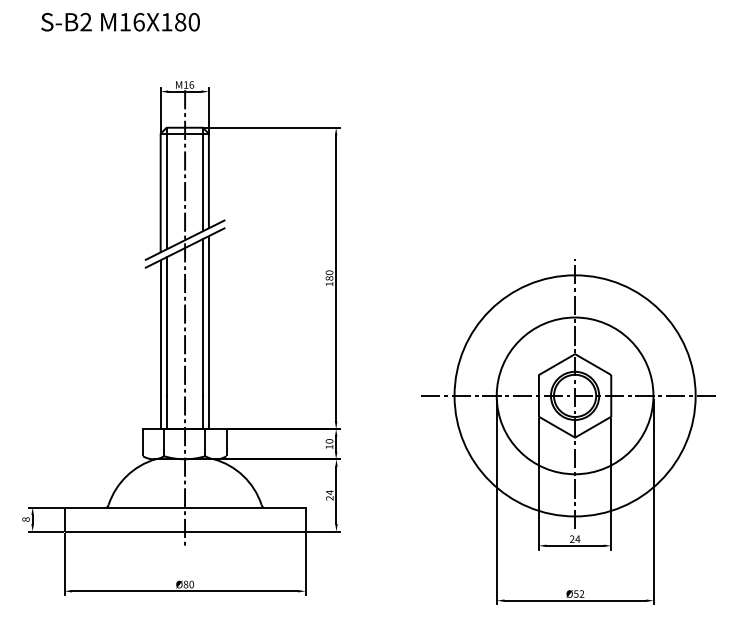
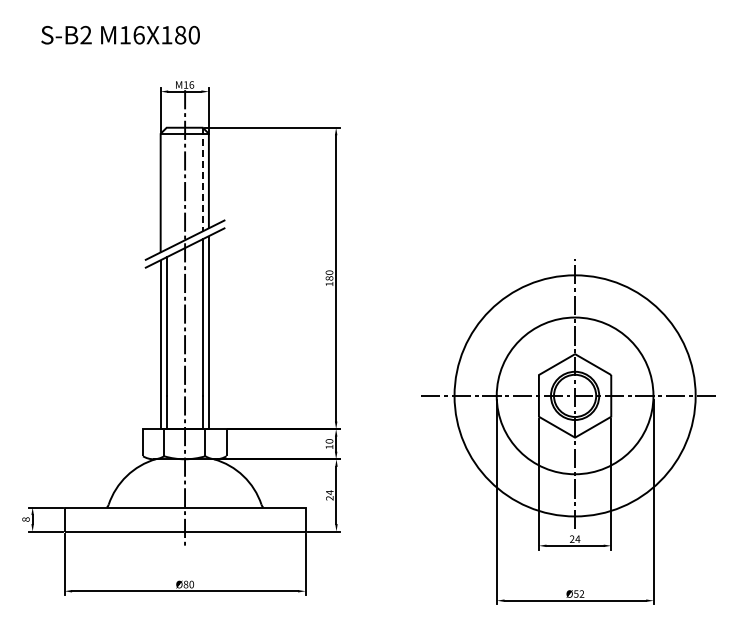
text position: (120, 22) -> (120, 35) (120, 35)
line: solid -> dashed (202, 179)
line: present -> none (166, 188)
